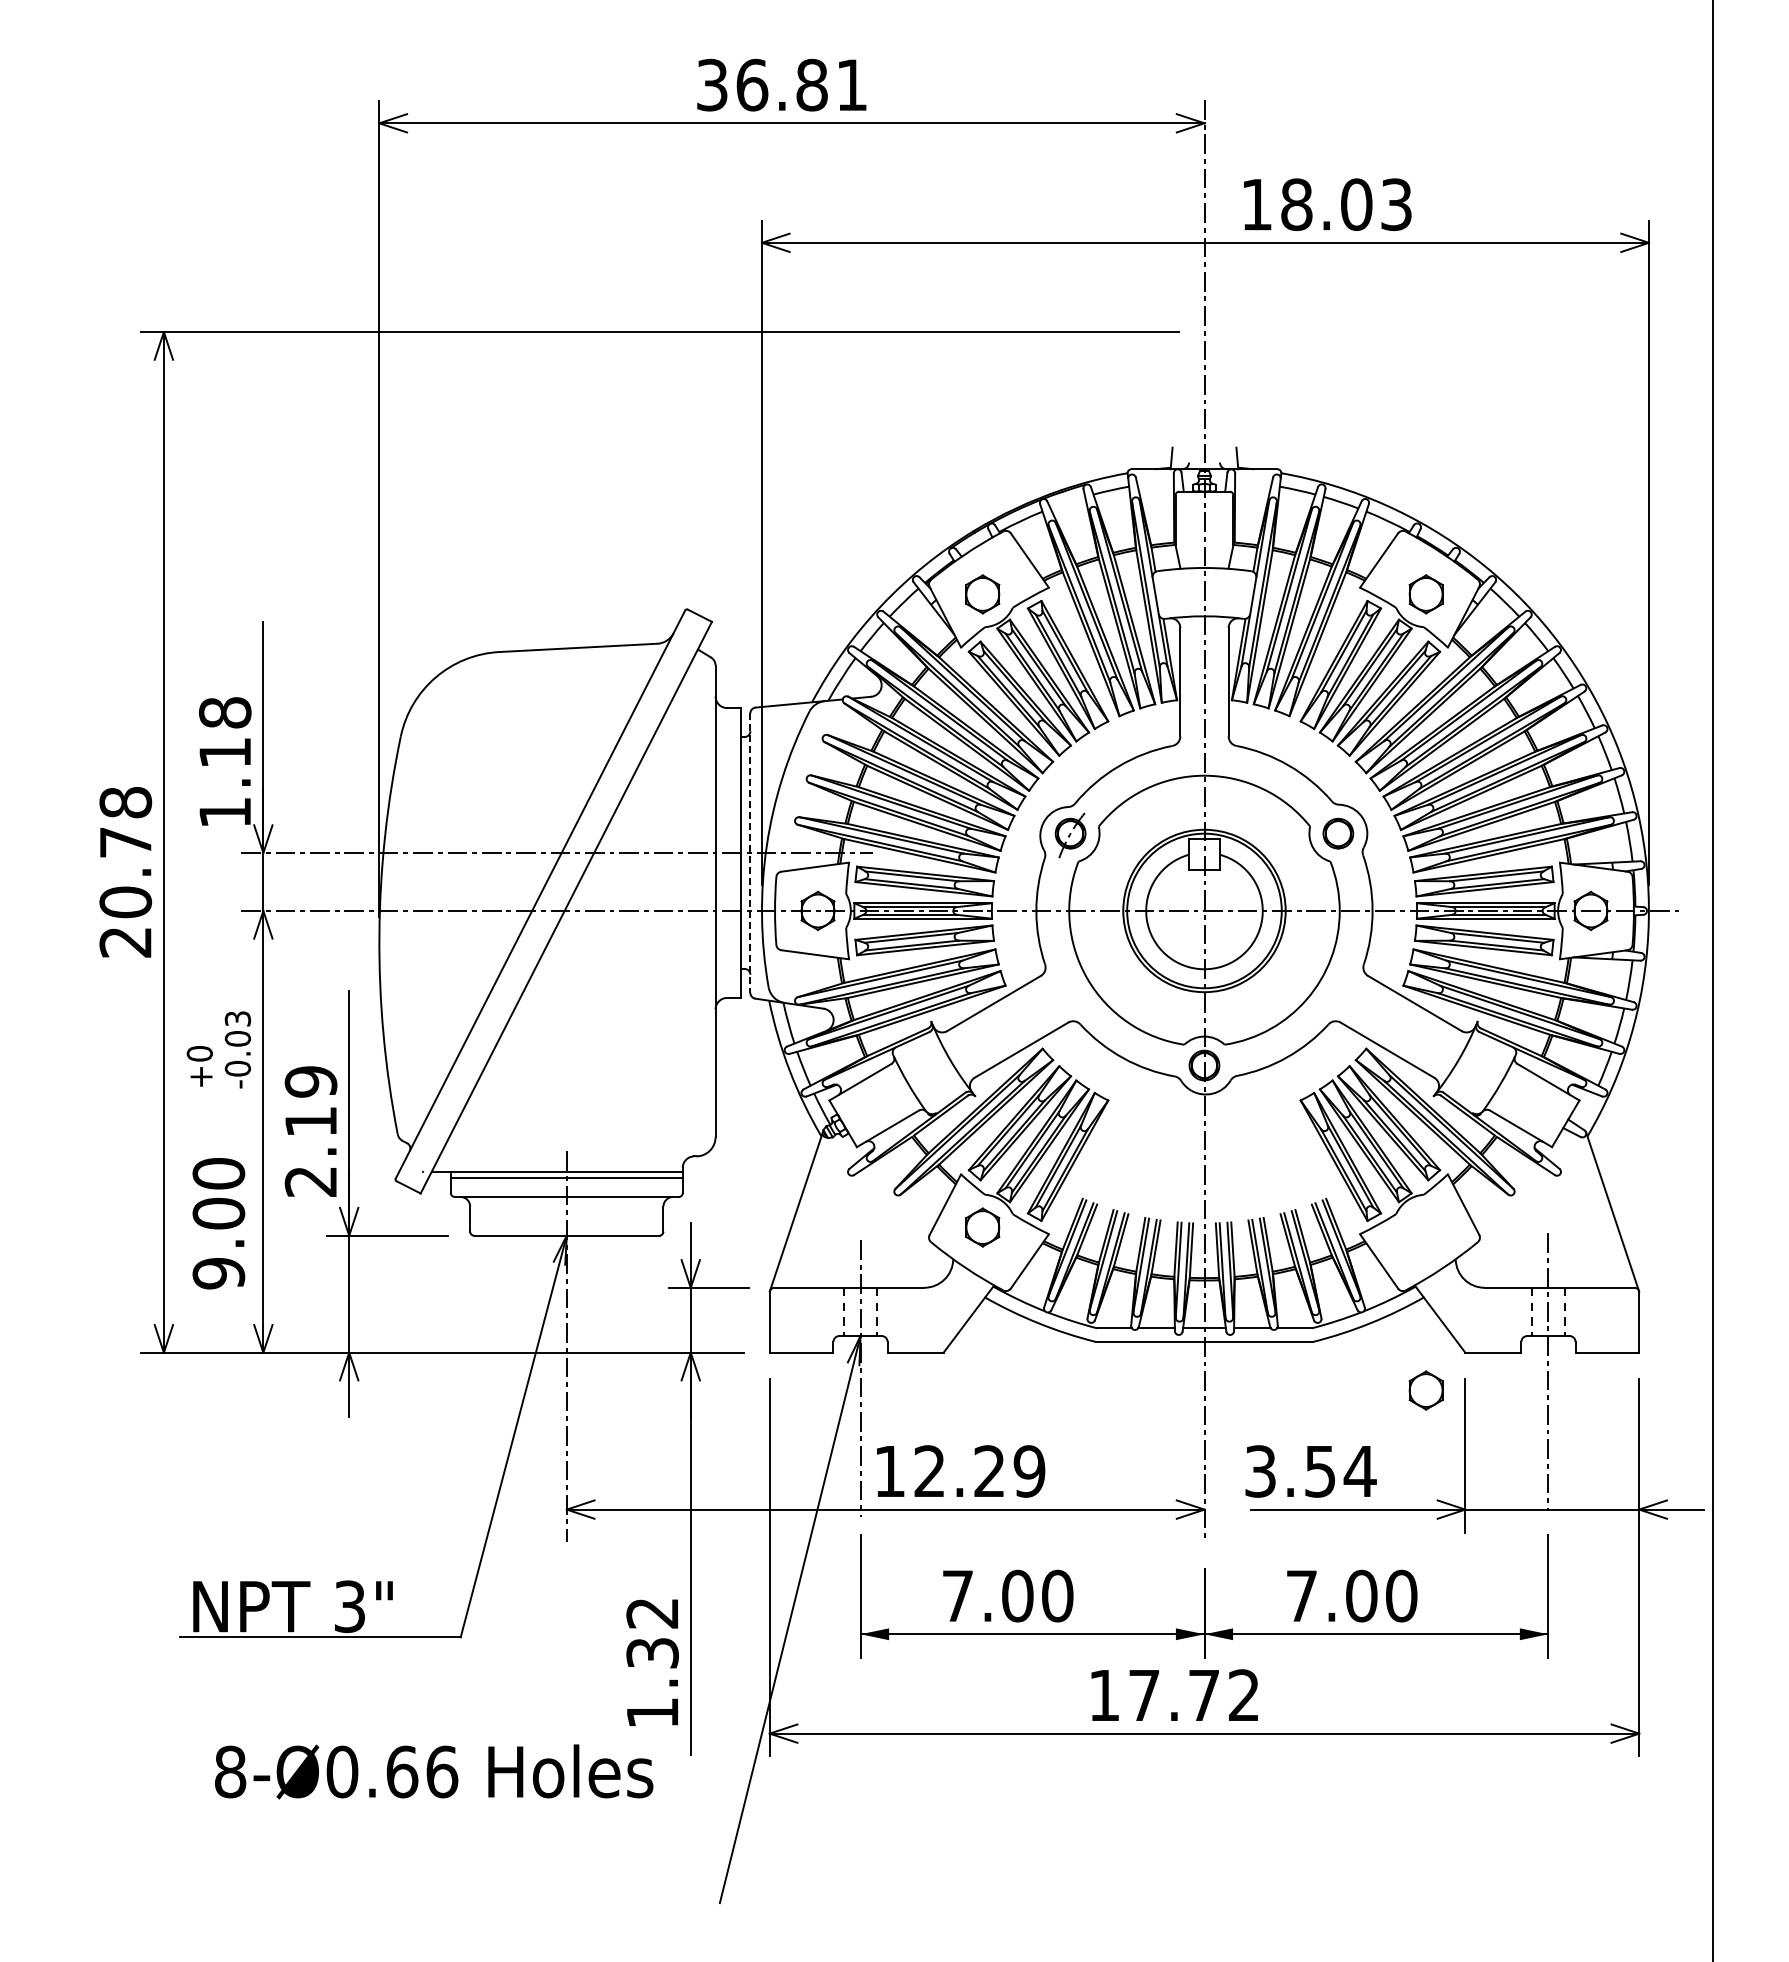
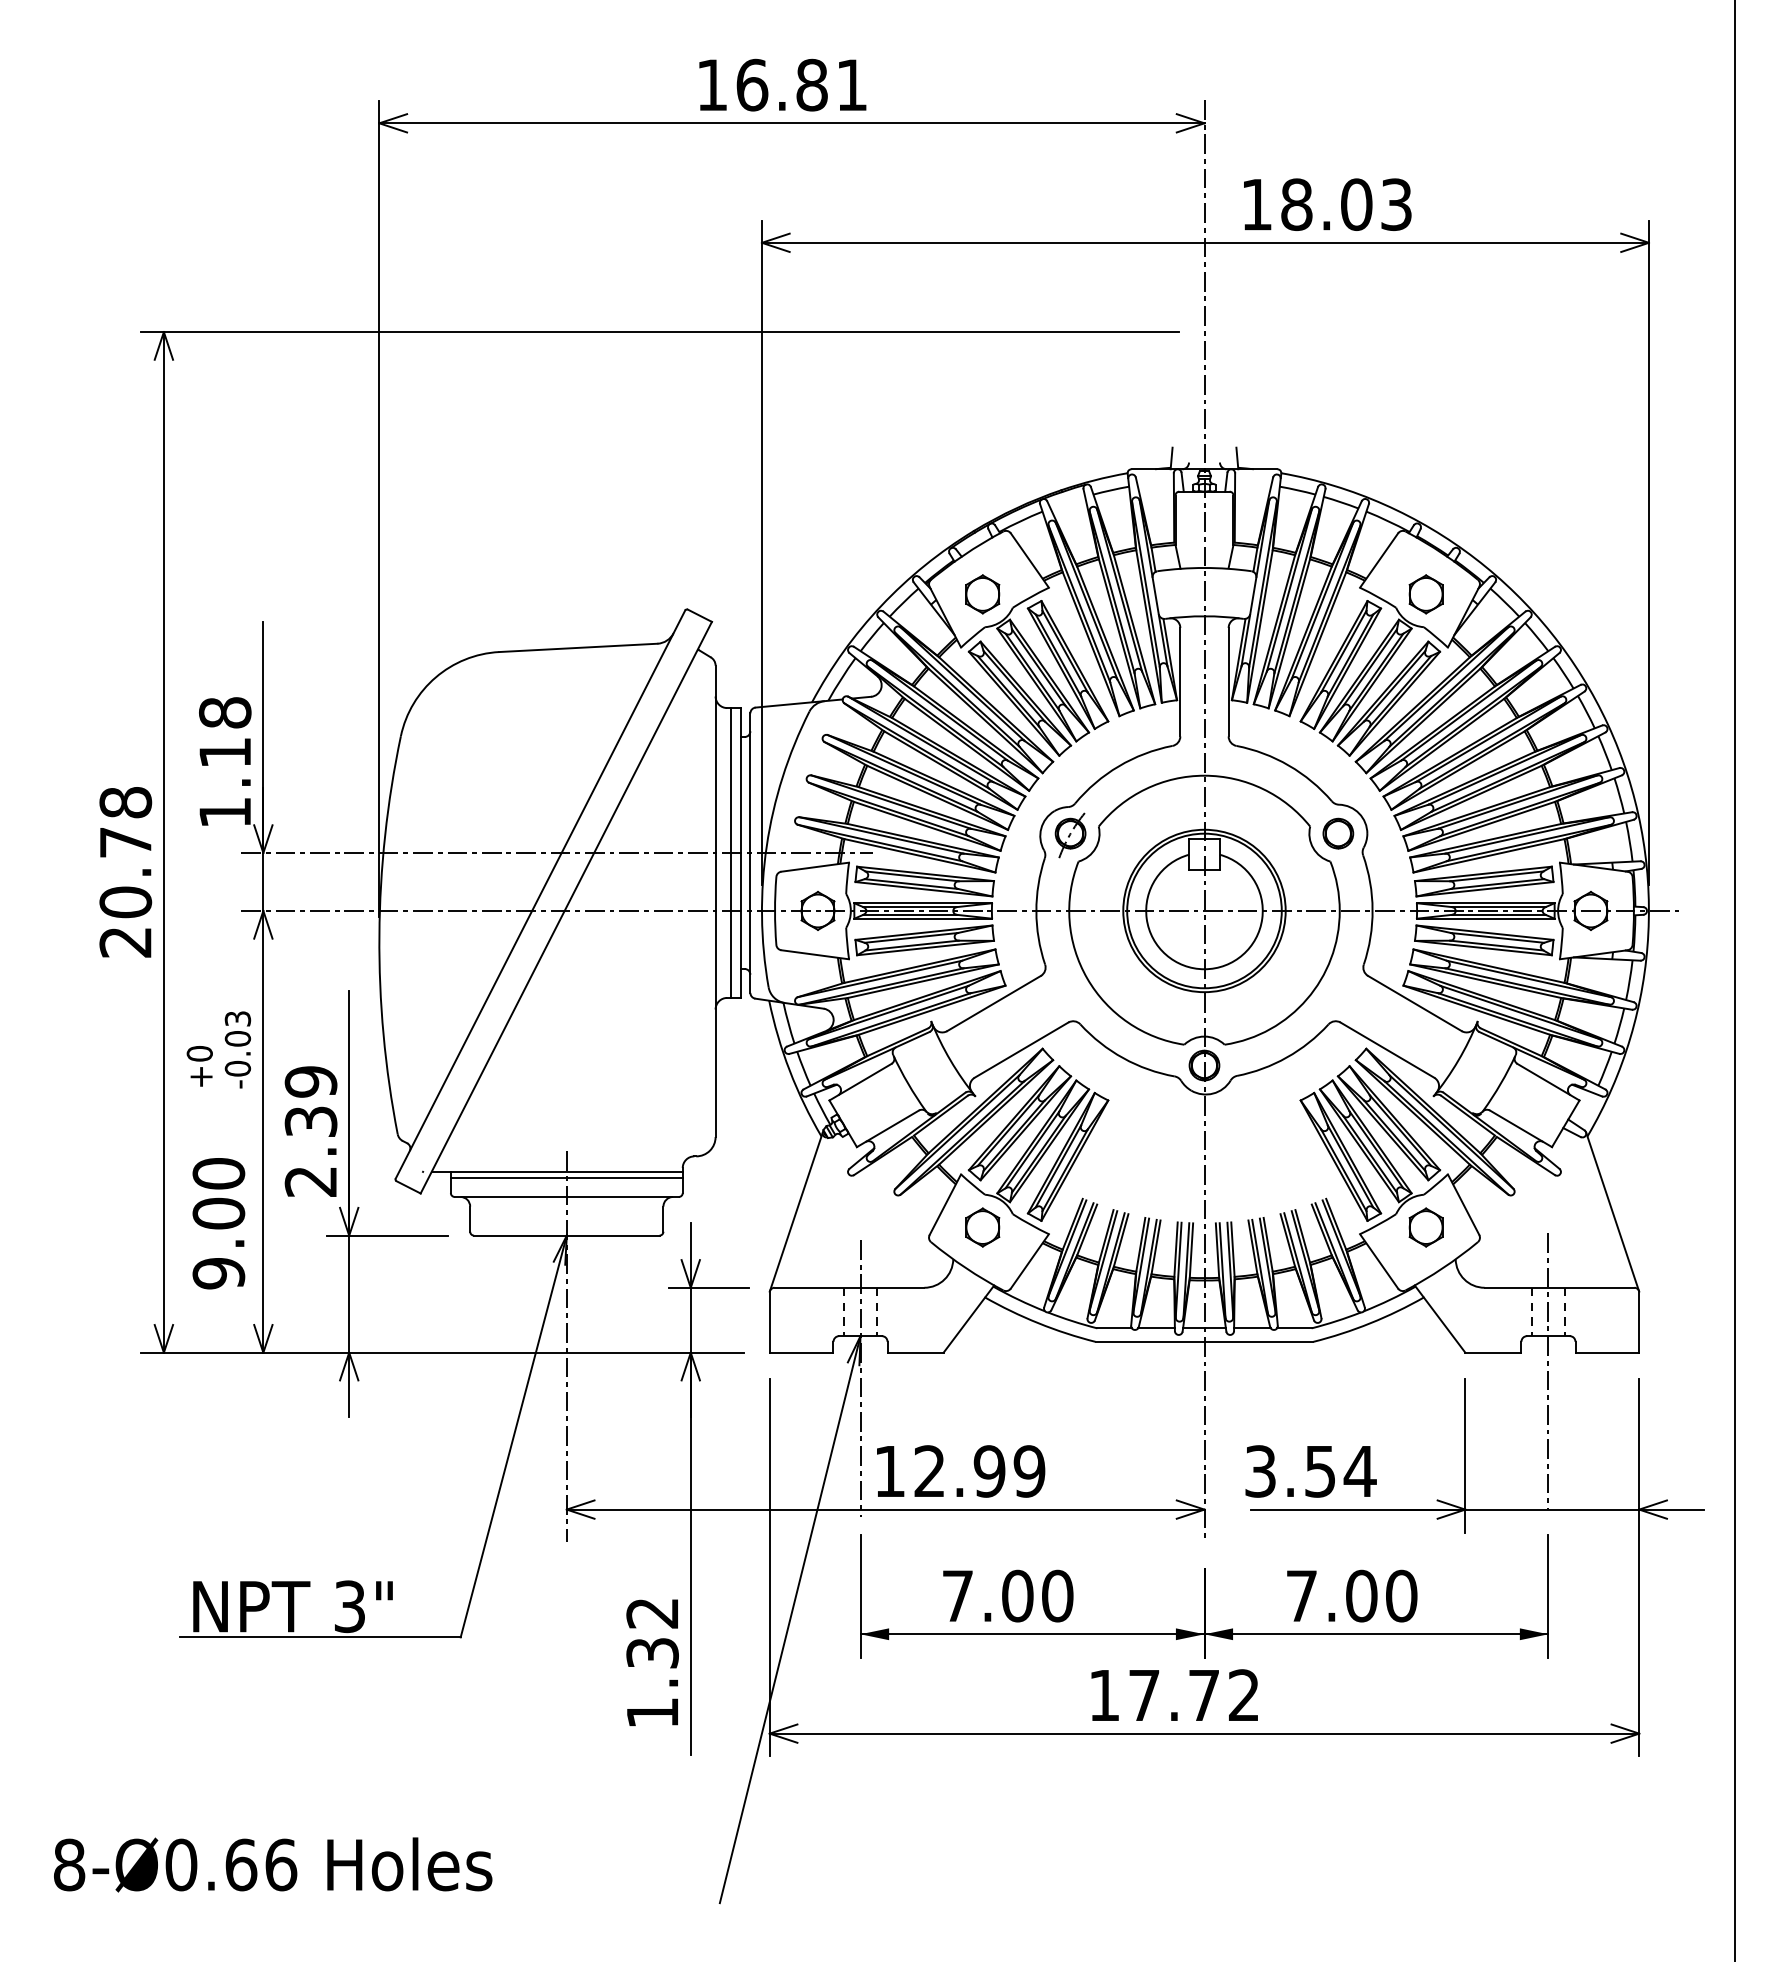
text: 36.81 -> 16.81 (712, 84)
line: none -> present (731, 852)
line: dashed -> solid (750, 853)
line position: (1713, 980) -> (1735, 980) (1735, 980)
text: 2.19 -> 2.39 (310, 1121)
part position: (1425, 1390) -> (1425, 1227) (1425, 1227)
text: 12.29 -> 12.99 (989, 1471)
text position: (434, 1771) -> (273, 1864) (273, 1864)
